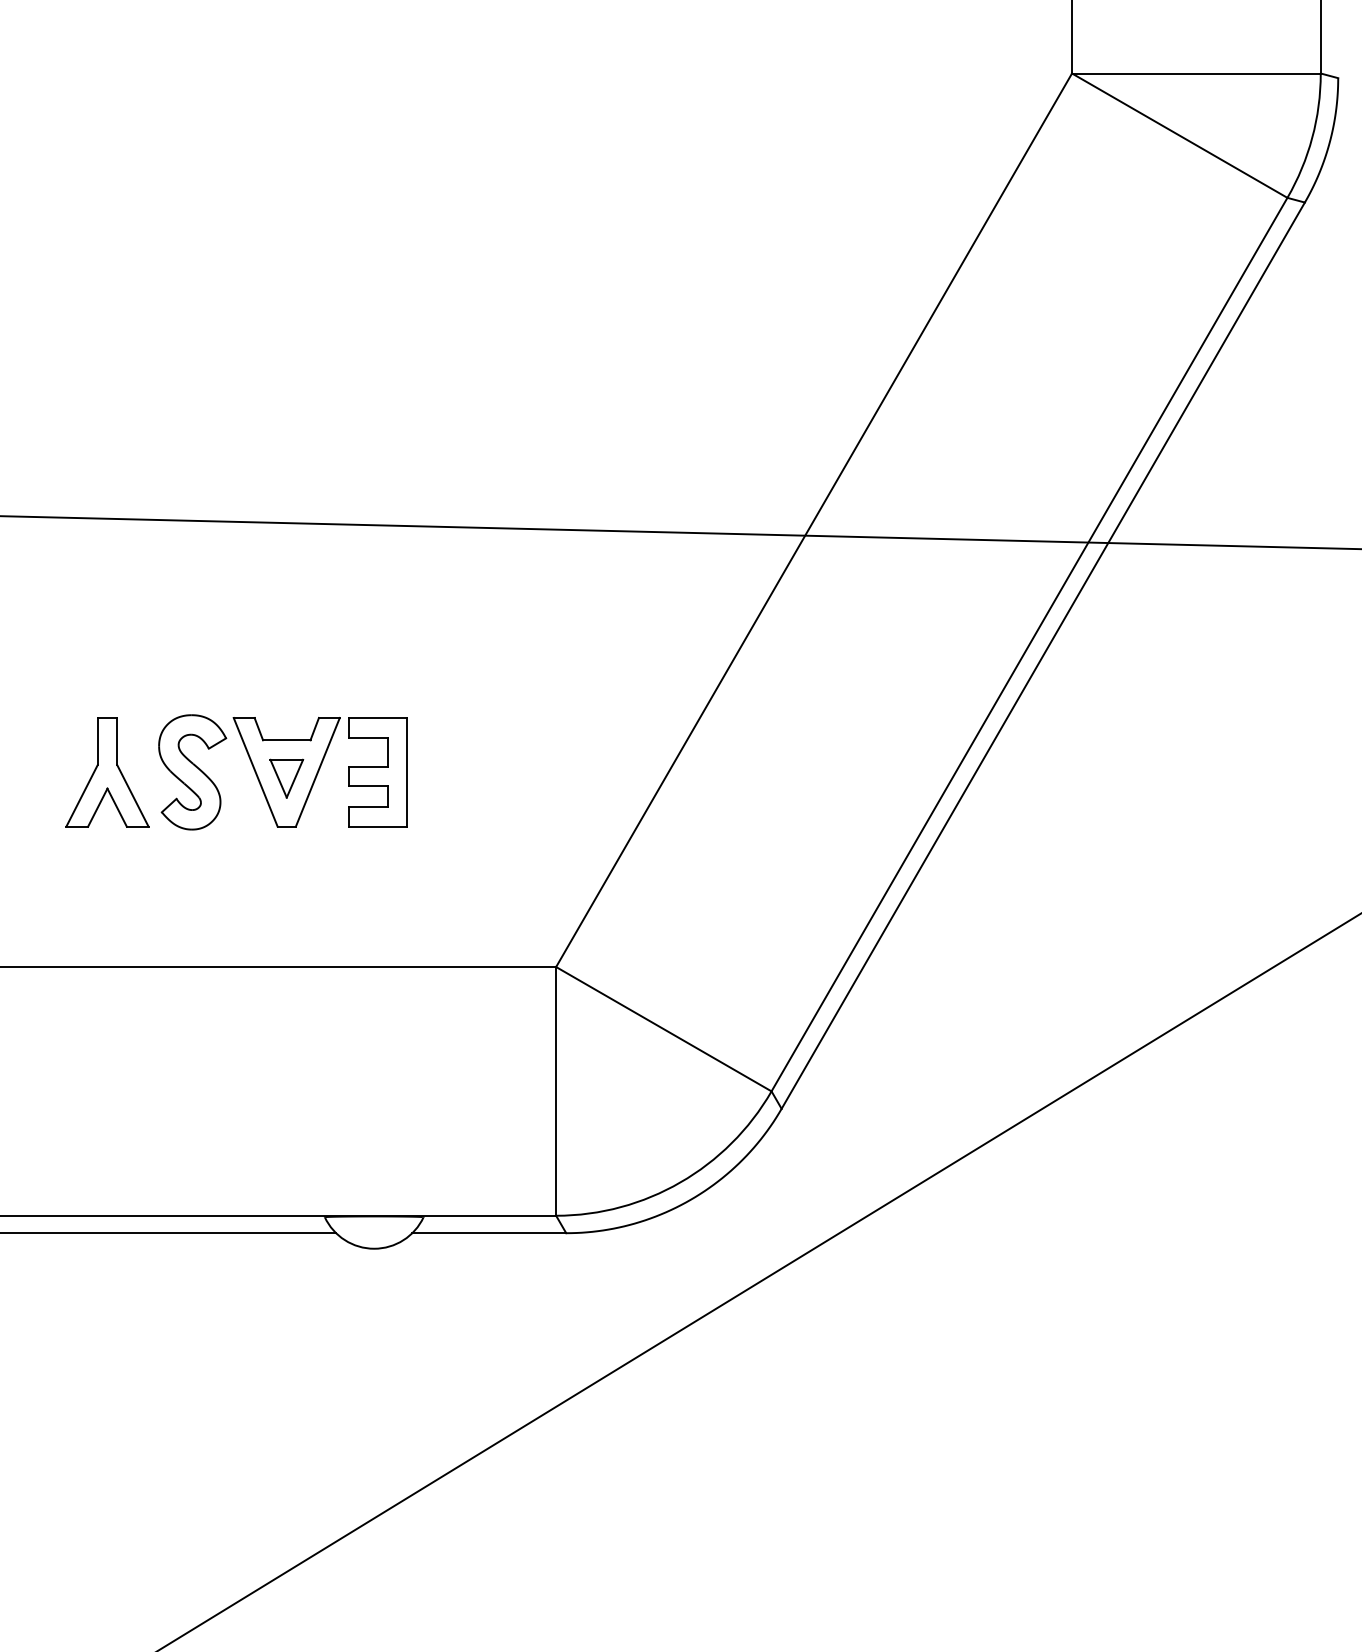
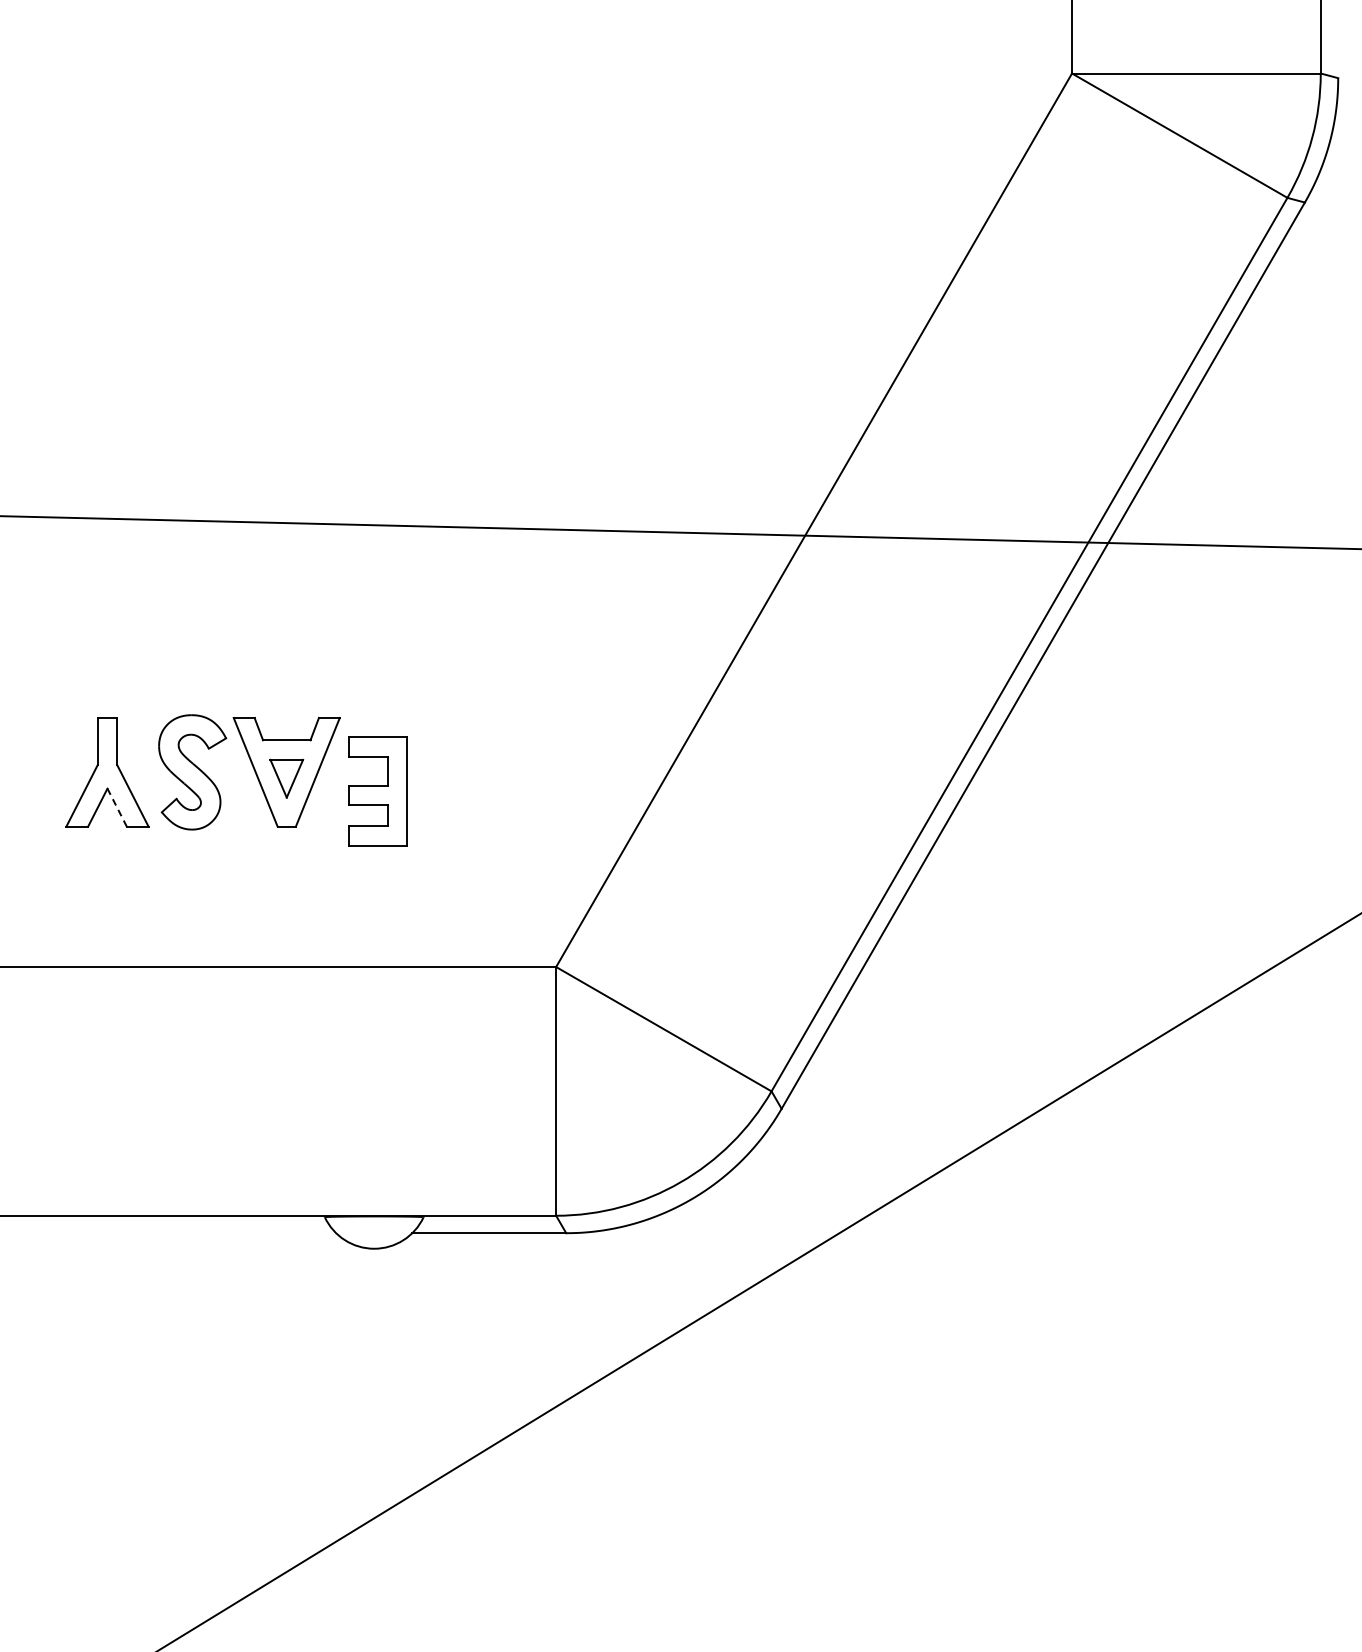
part position: (377, 772) -> (377, 791) (377, 791)
line: solid -> dashed (116, 807)
line: present -> none (169, 1233)
